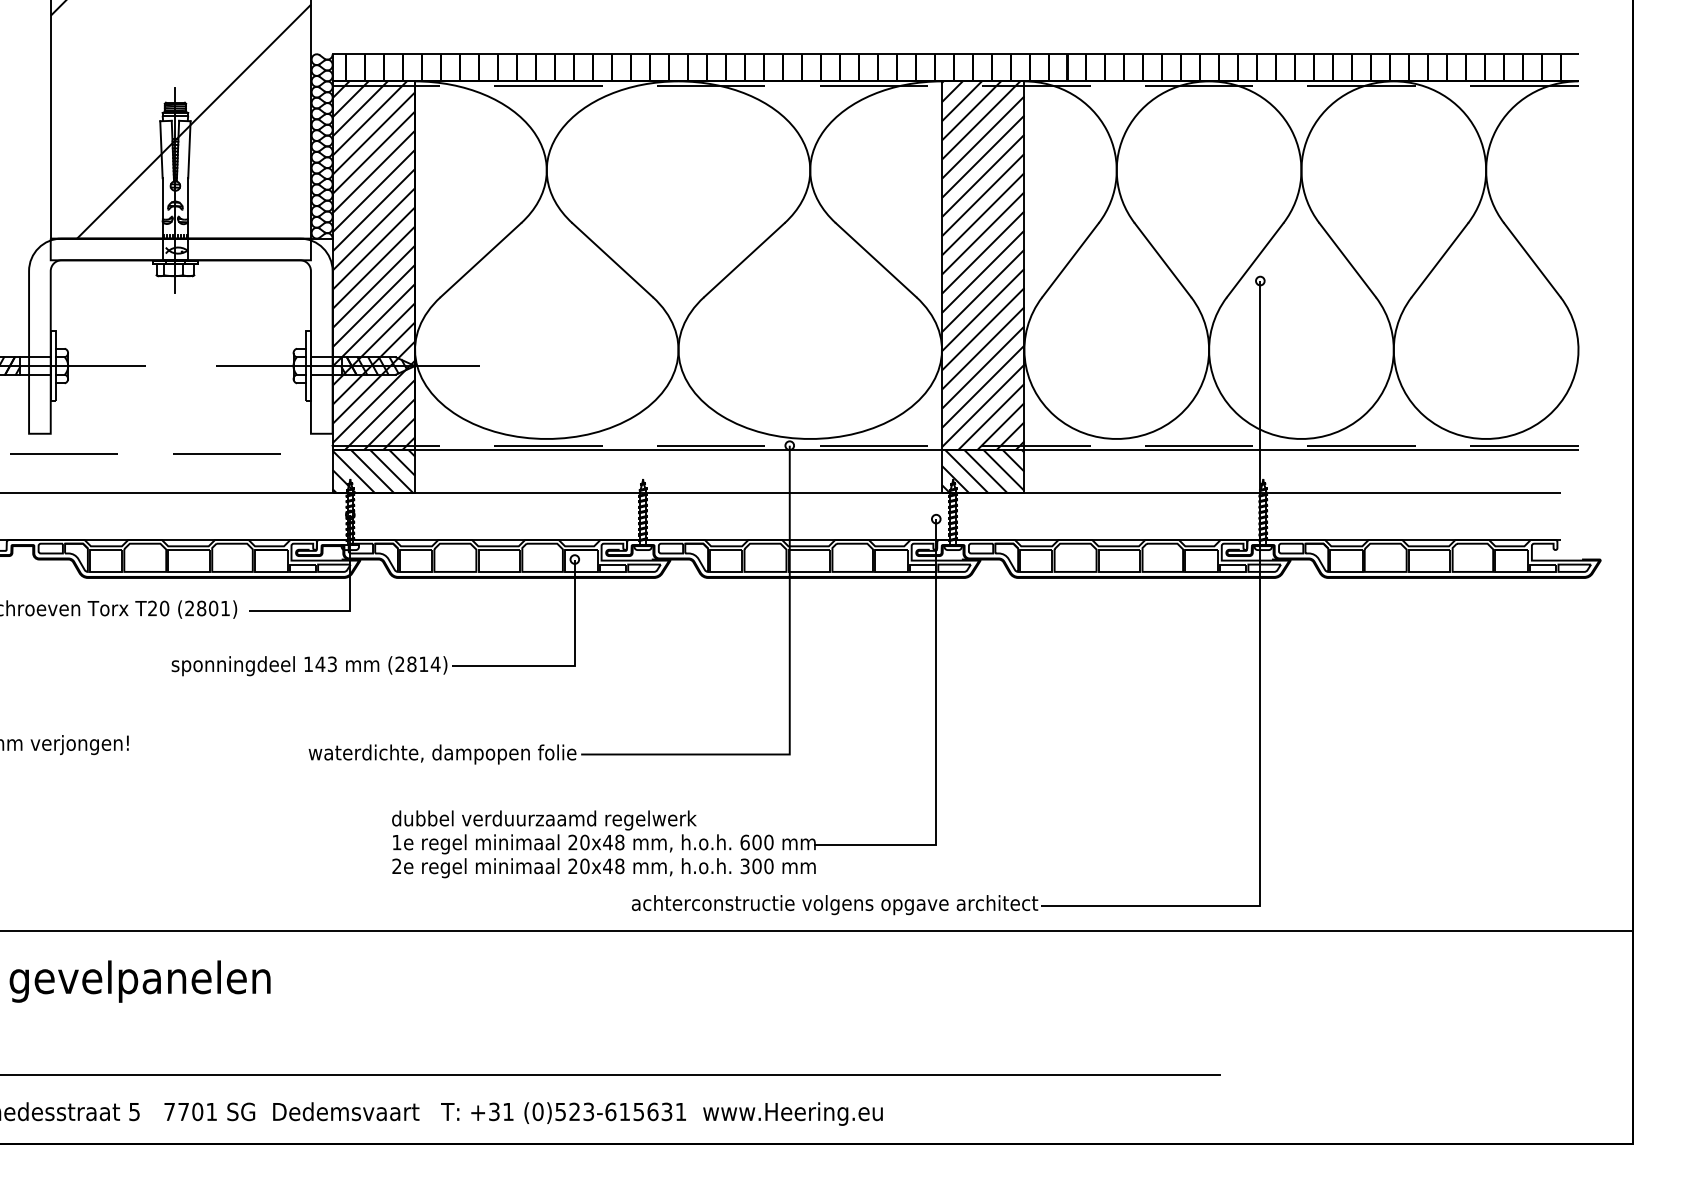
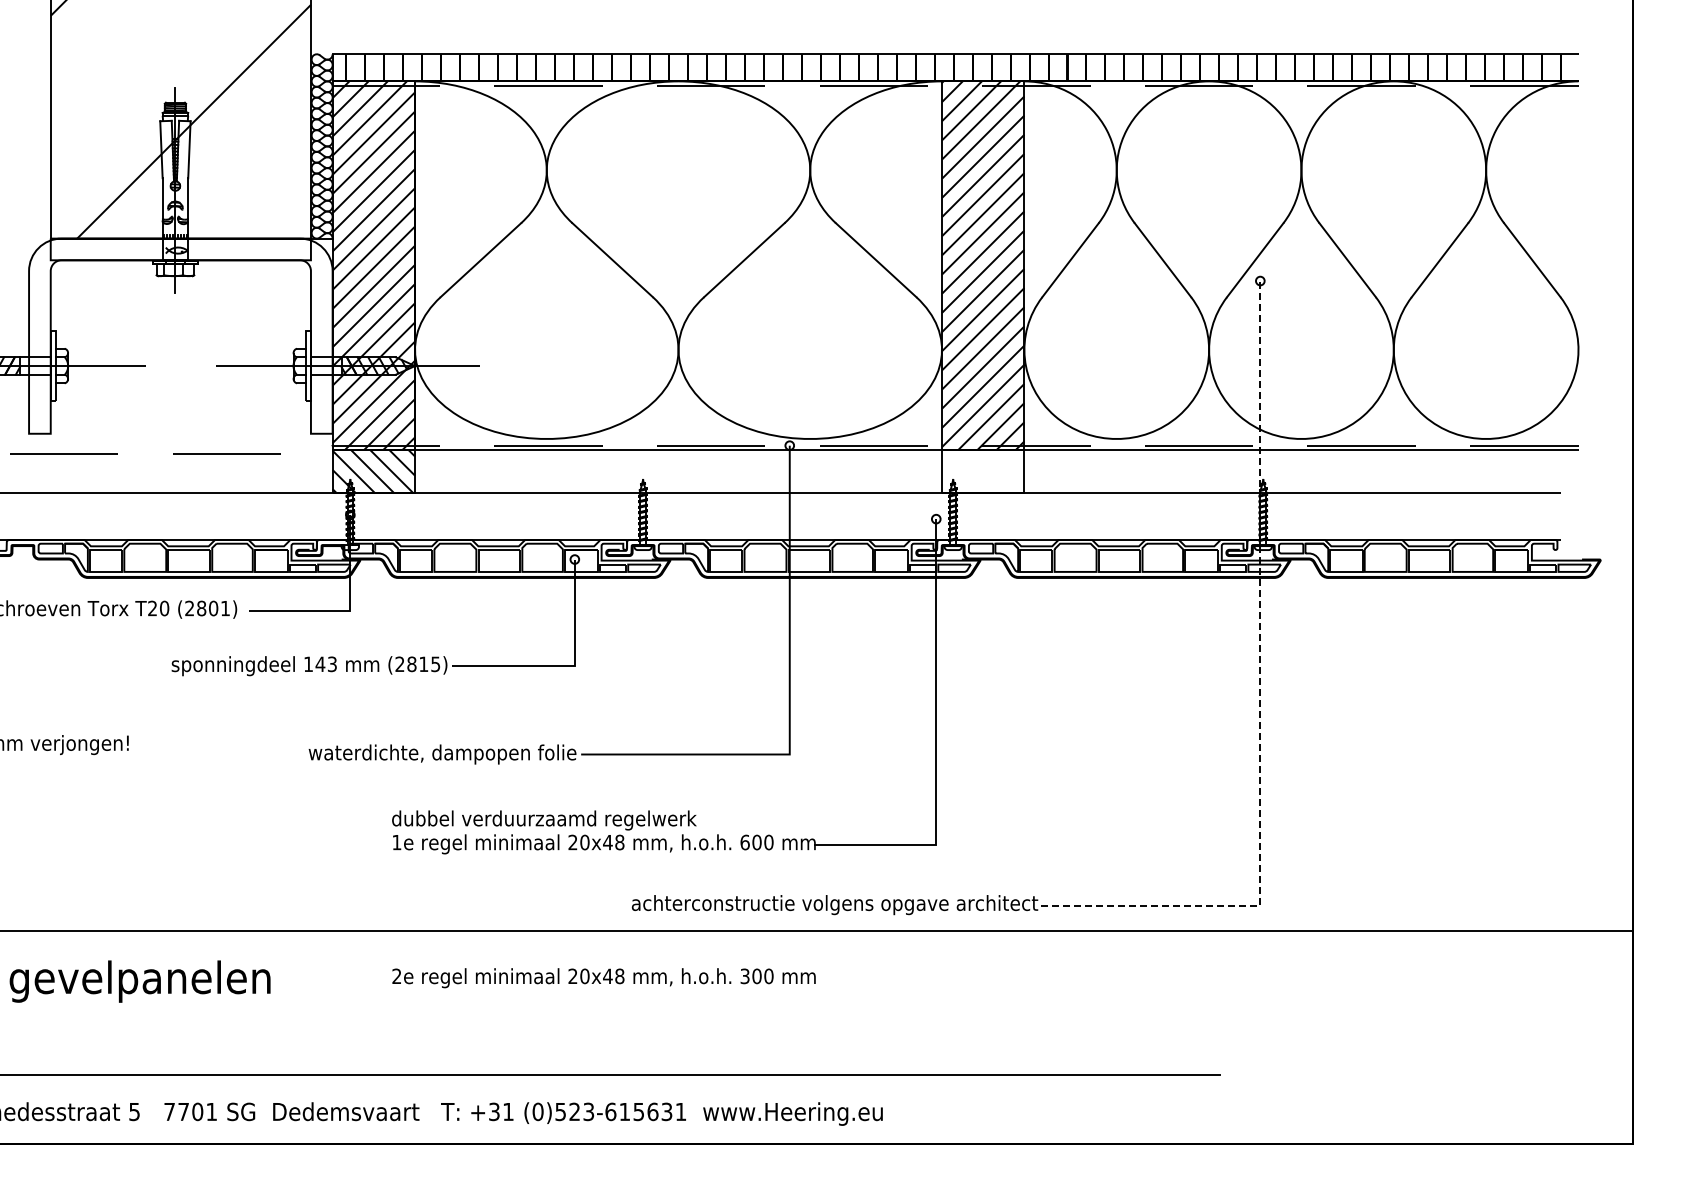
hatch: present -> none (983, 471)
text: (2814) -> (2815) (435, 664)
line: solid -> dashed (1260, 704)
text position: (603, 868) -> (603, 978) (603, 978)
